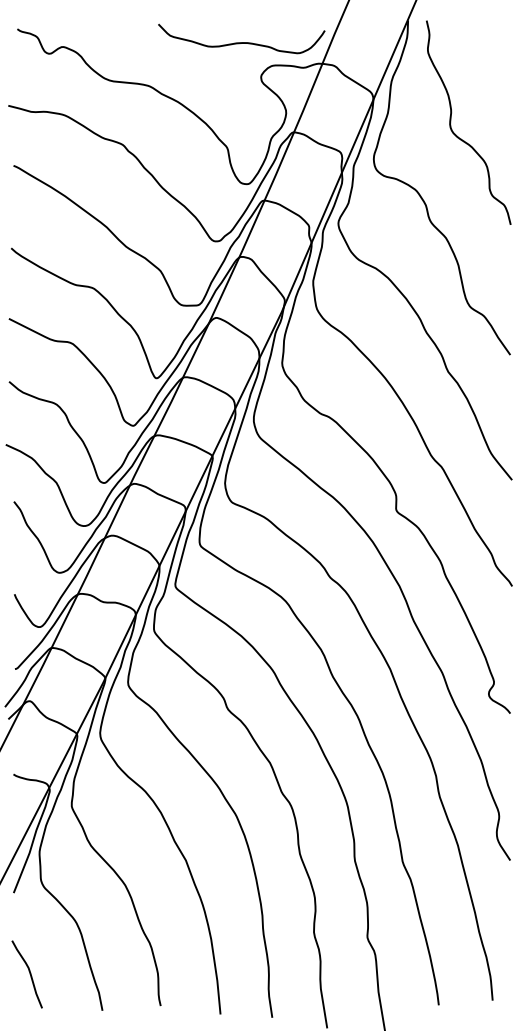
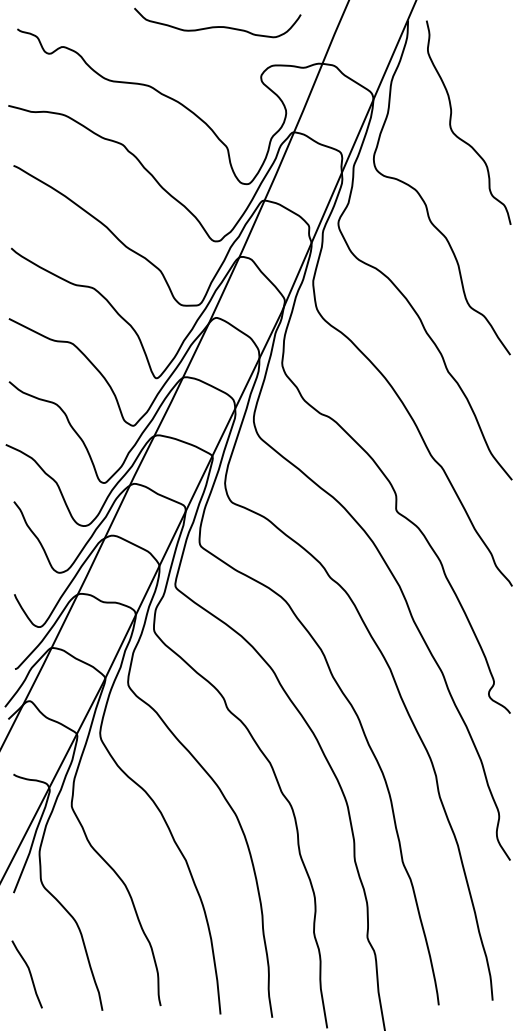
curve position: (241, 42) -> (217, 26) (217, 26)
